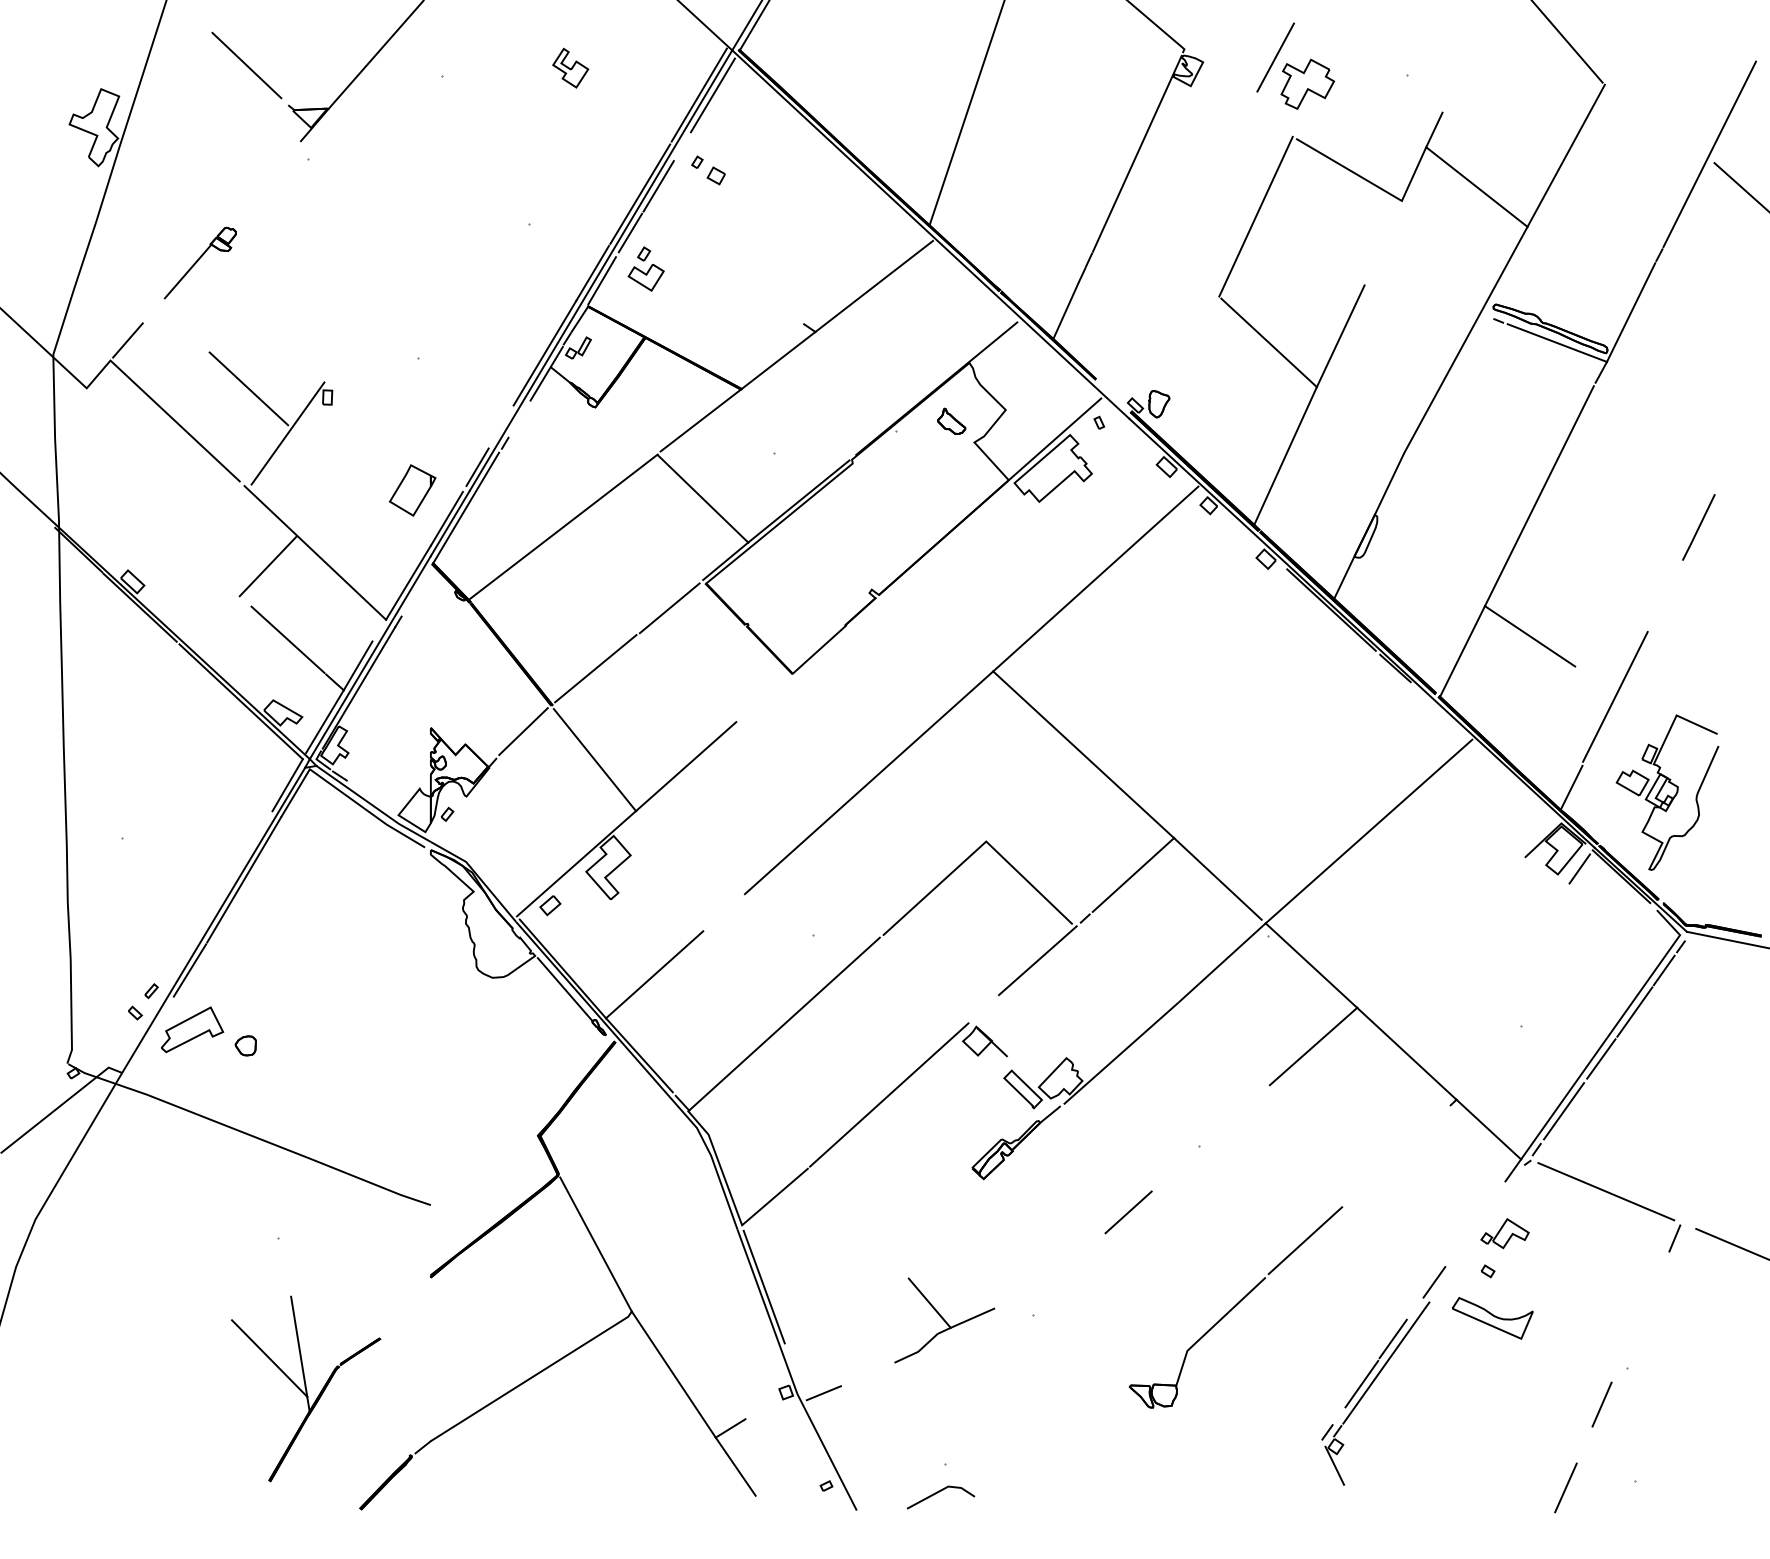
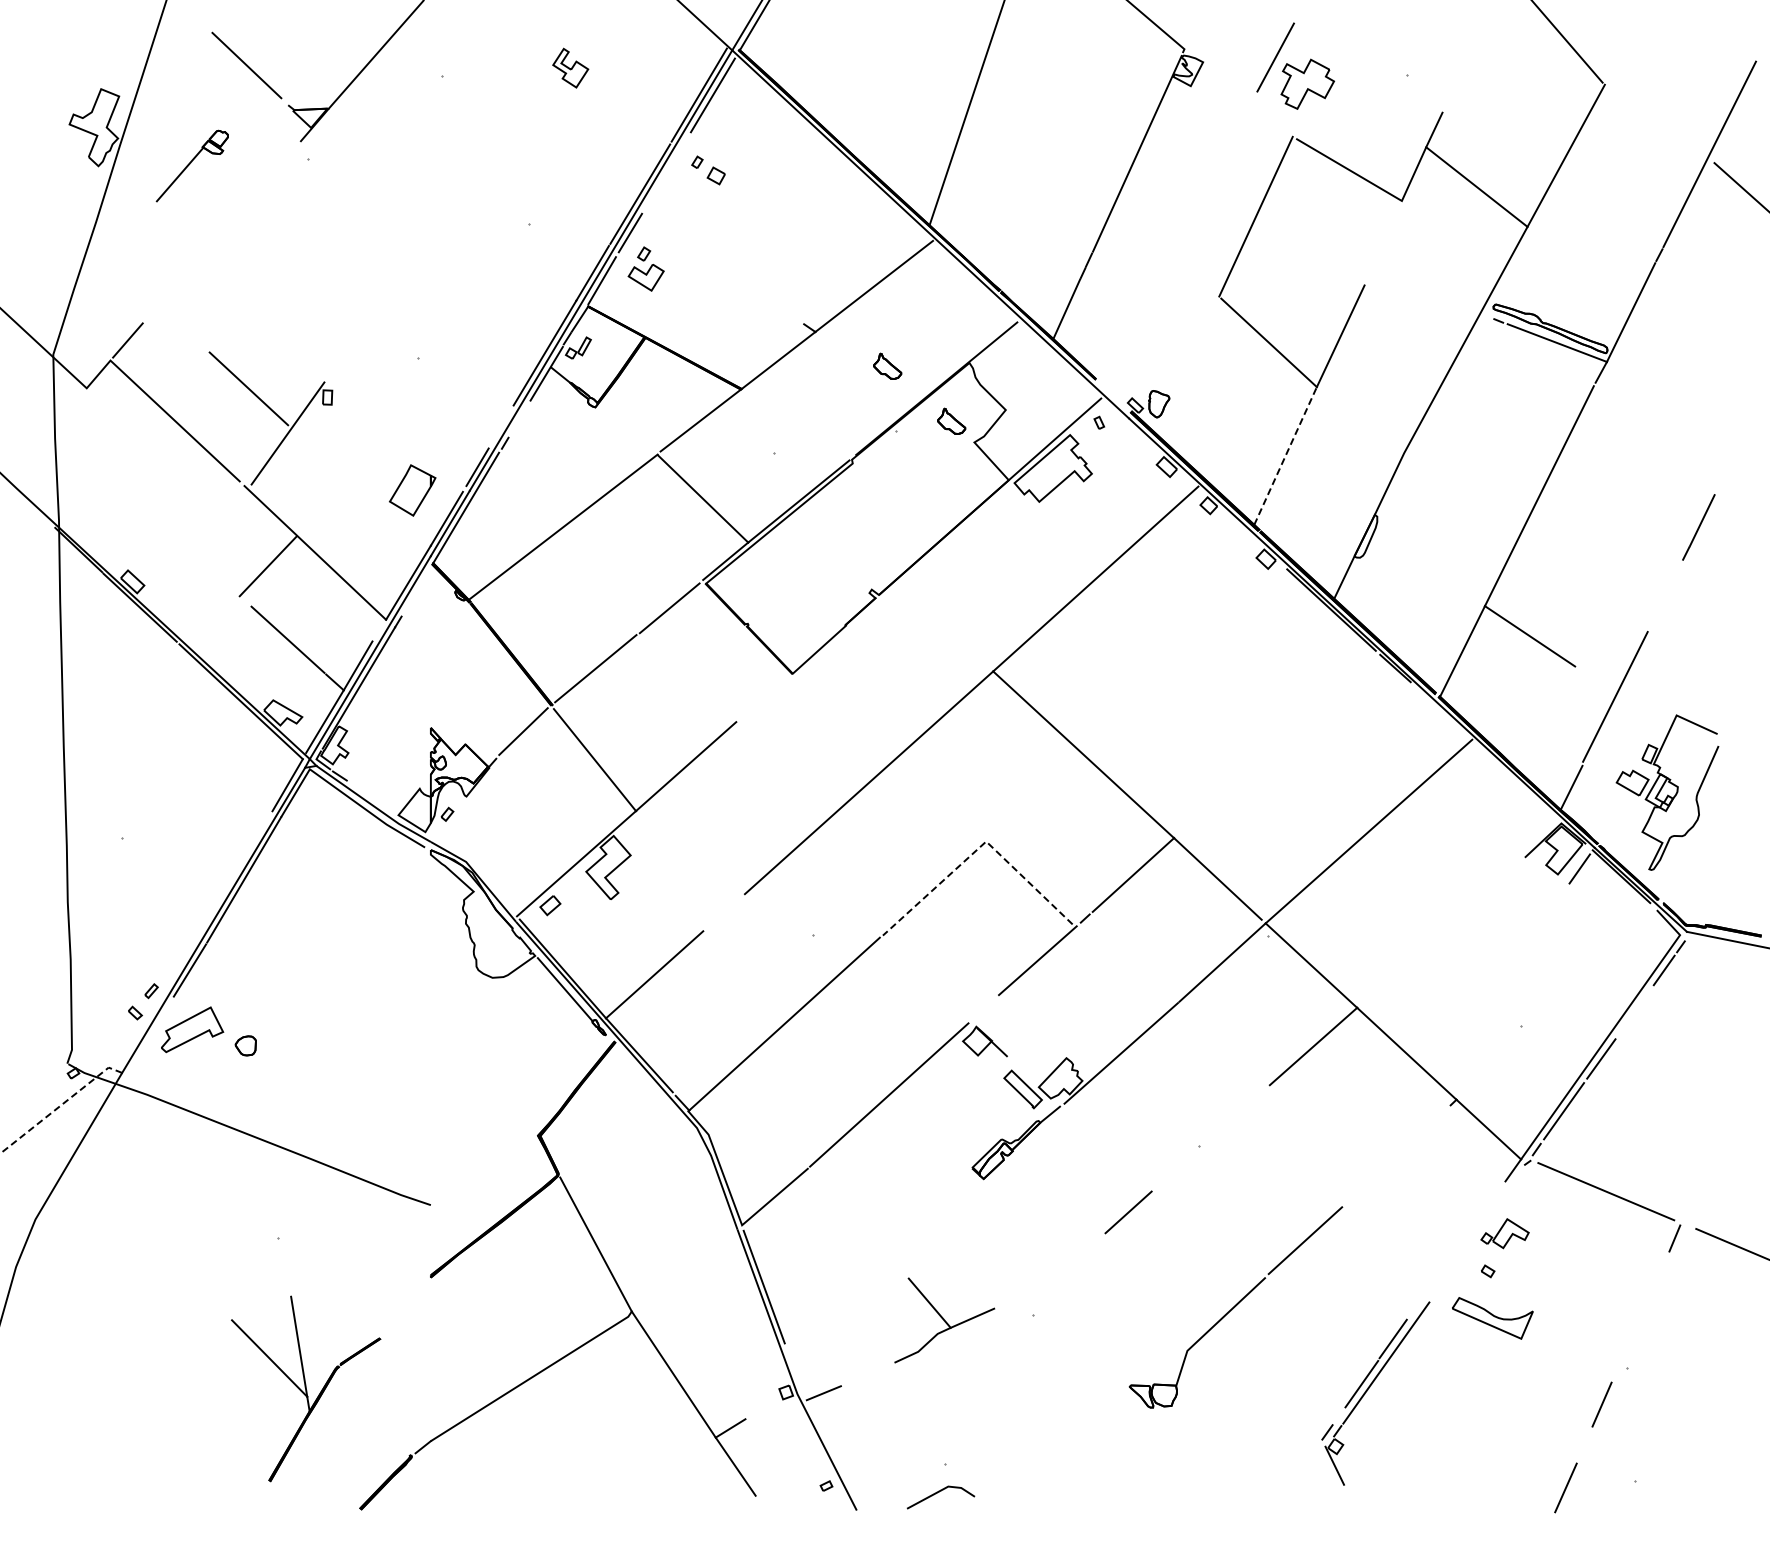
line: present -> none (658, 186)
part position: (199, 262) -> (191, 165) (191, 165)
part: none -> present (887, 365)
line: solid -> dashed (1285, 456)
line: solid -> dashed (978, 848)
line: present -> none (1634, 1011)
line: solid -> dashed (60, 1105)
line: present -> none (1434, 1282)
